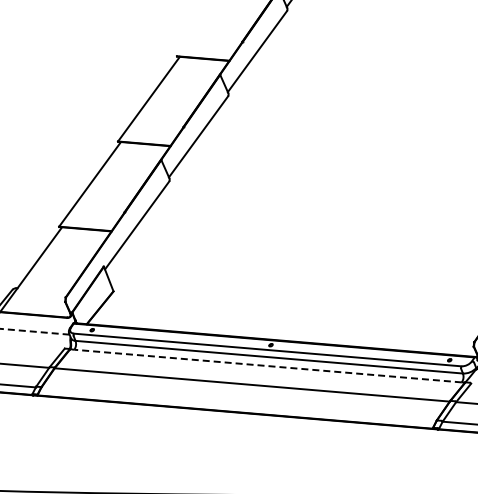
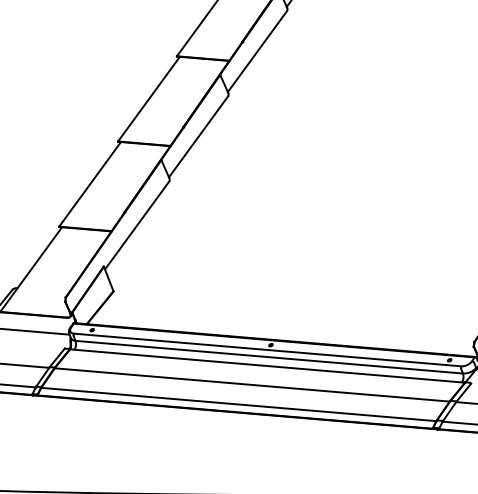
line: none -> present (196, 29)
line: dashed -> solid (34, 331)
line: dashed -> solid (267, 366)
line: none -> present (238, 404)
